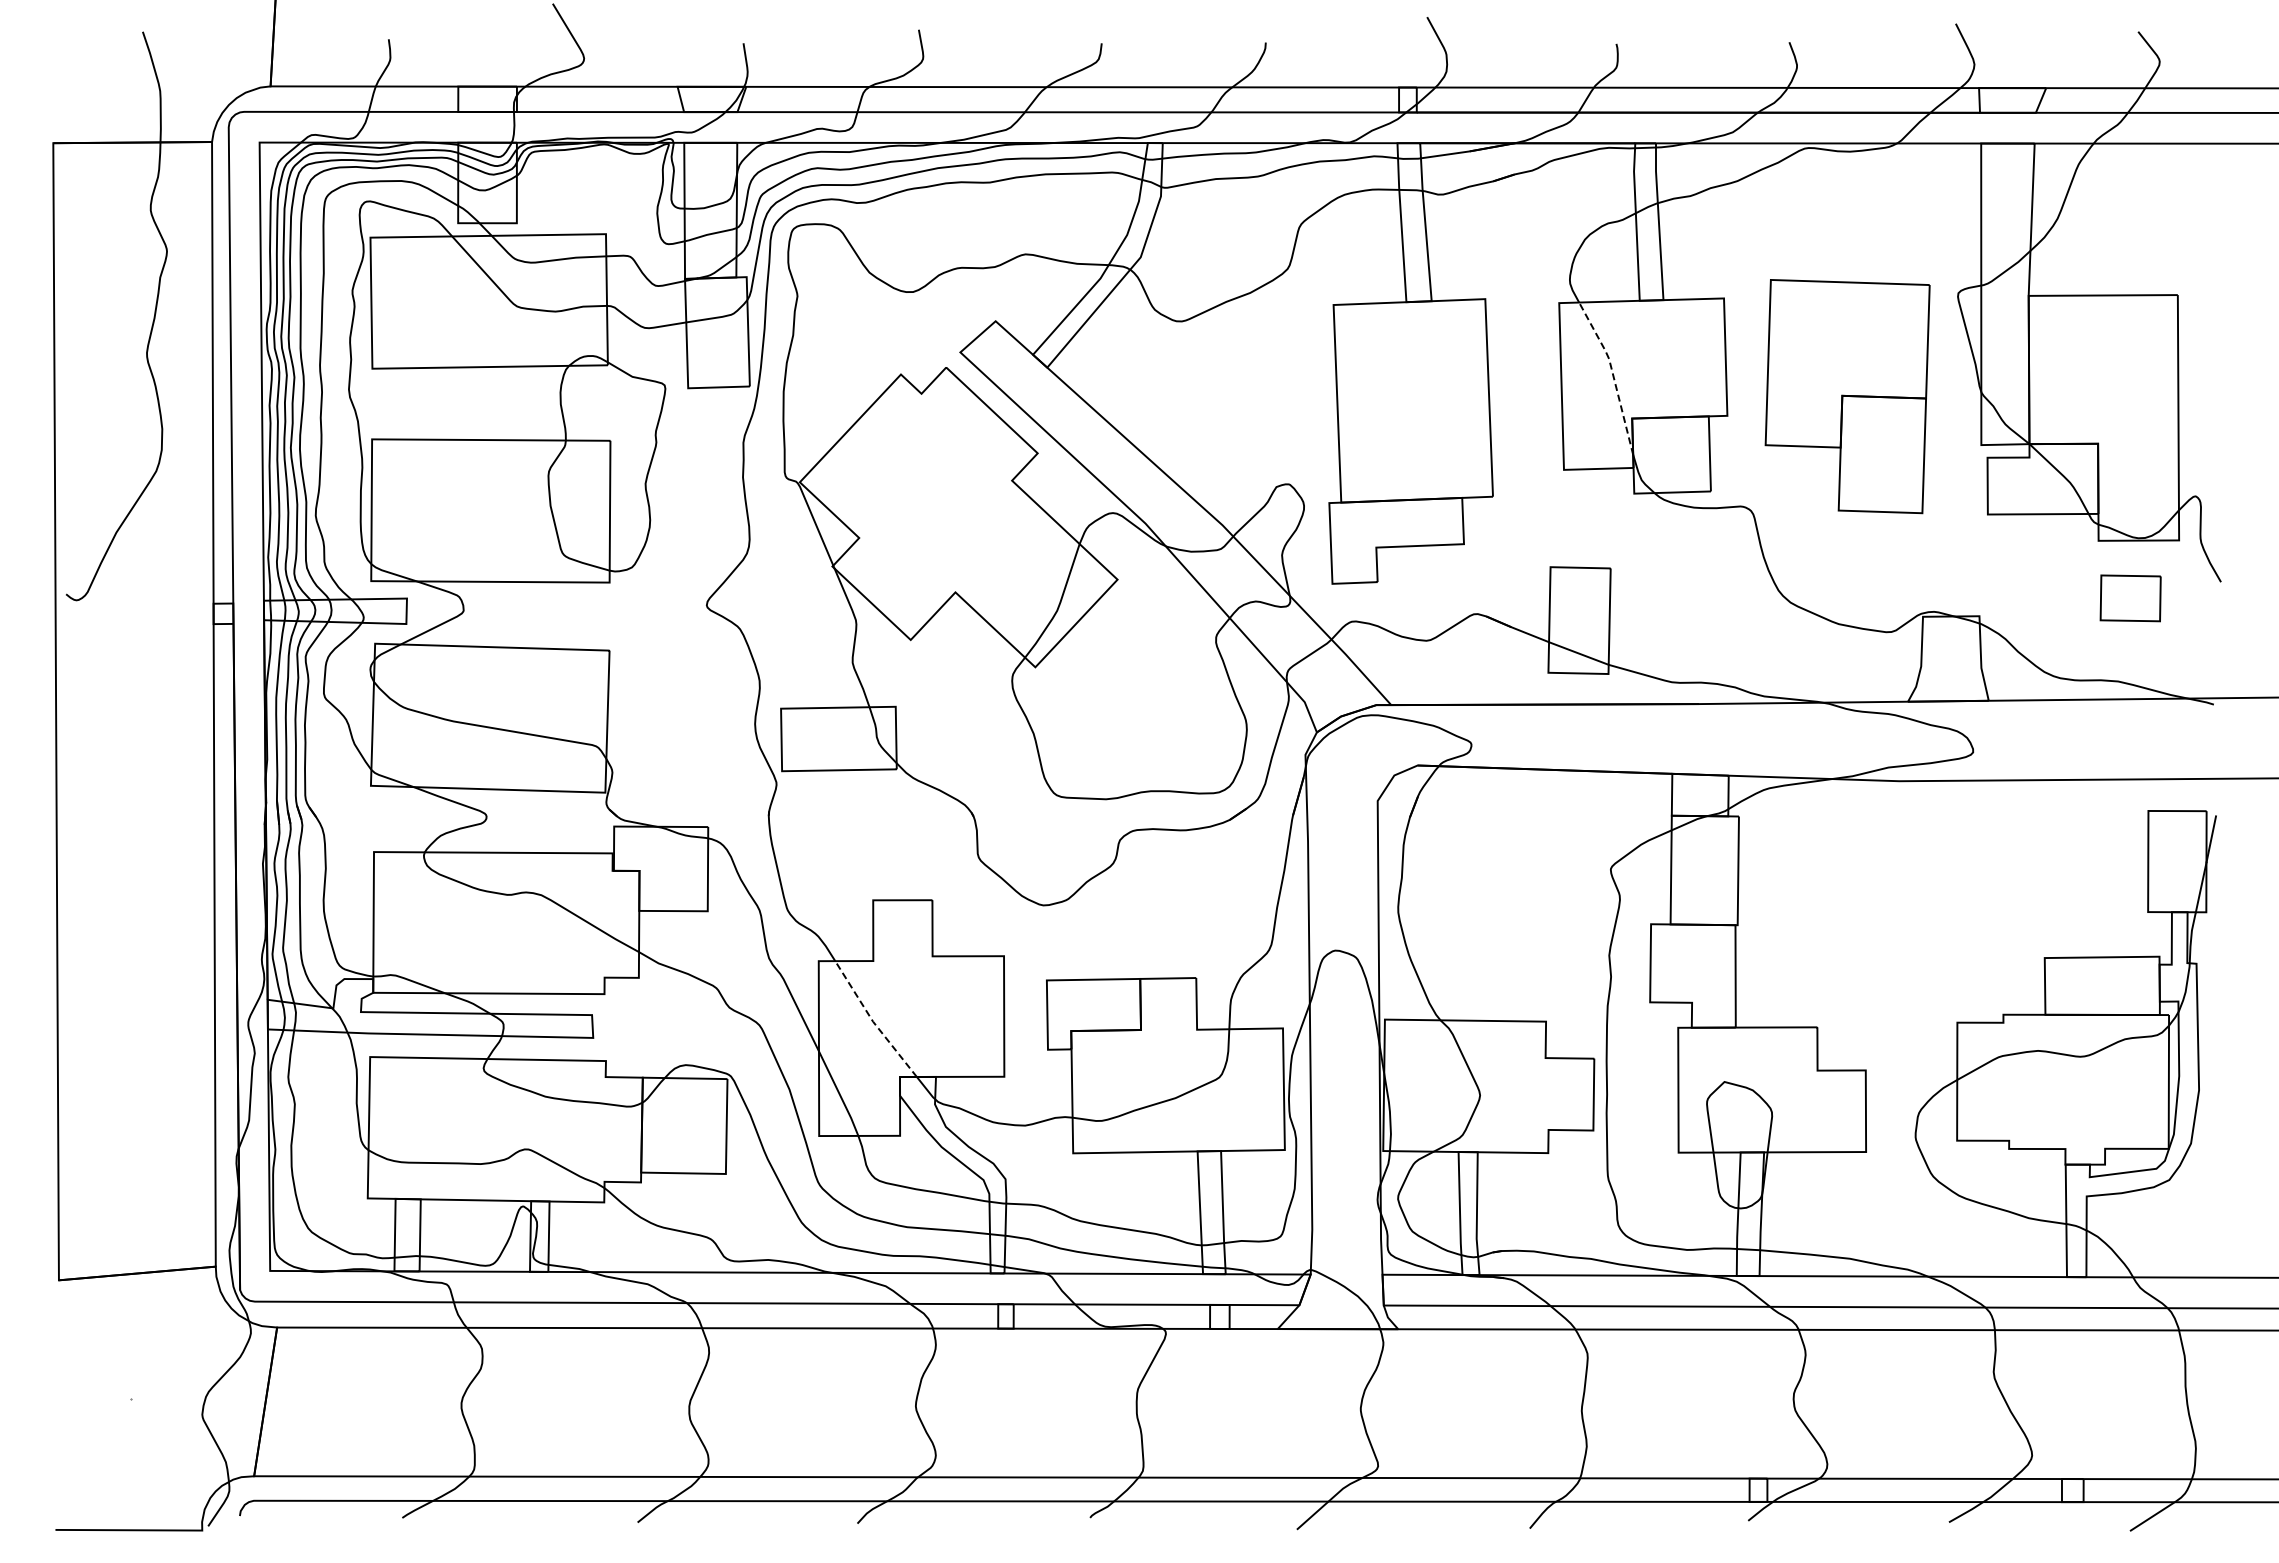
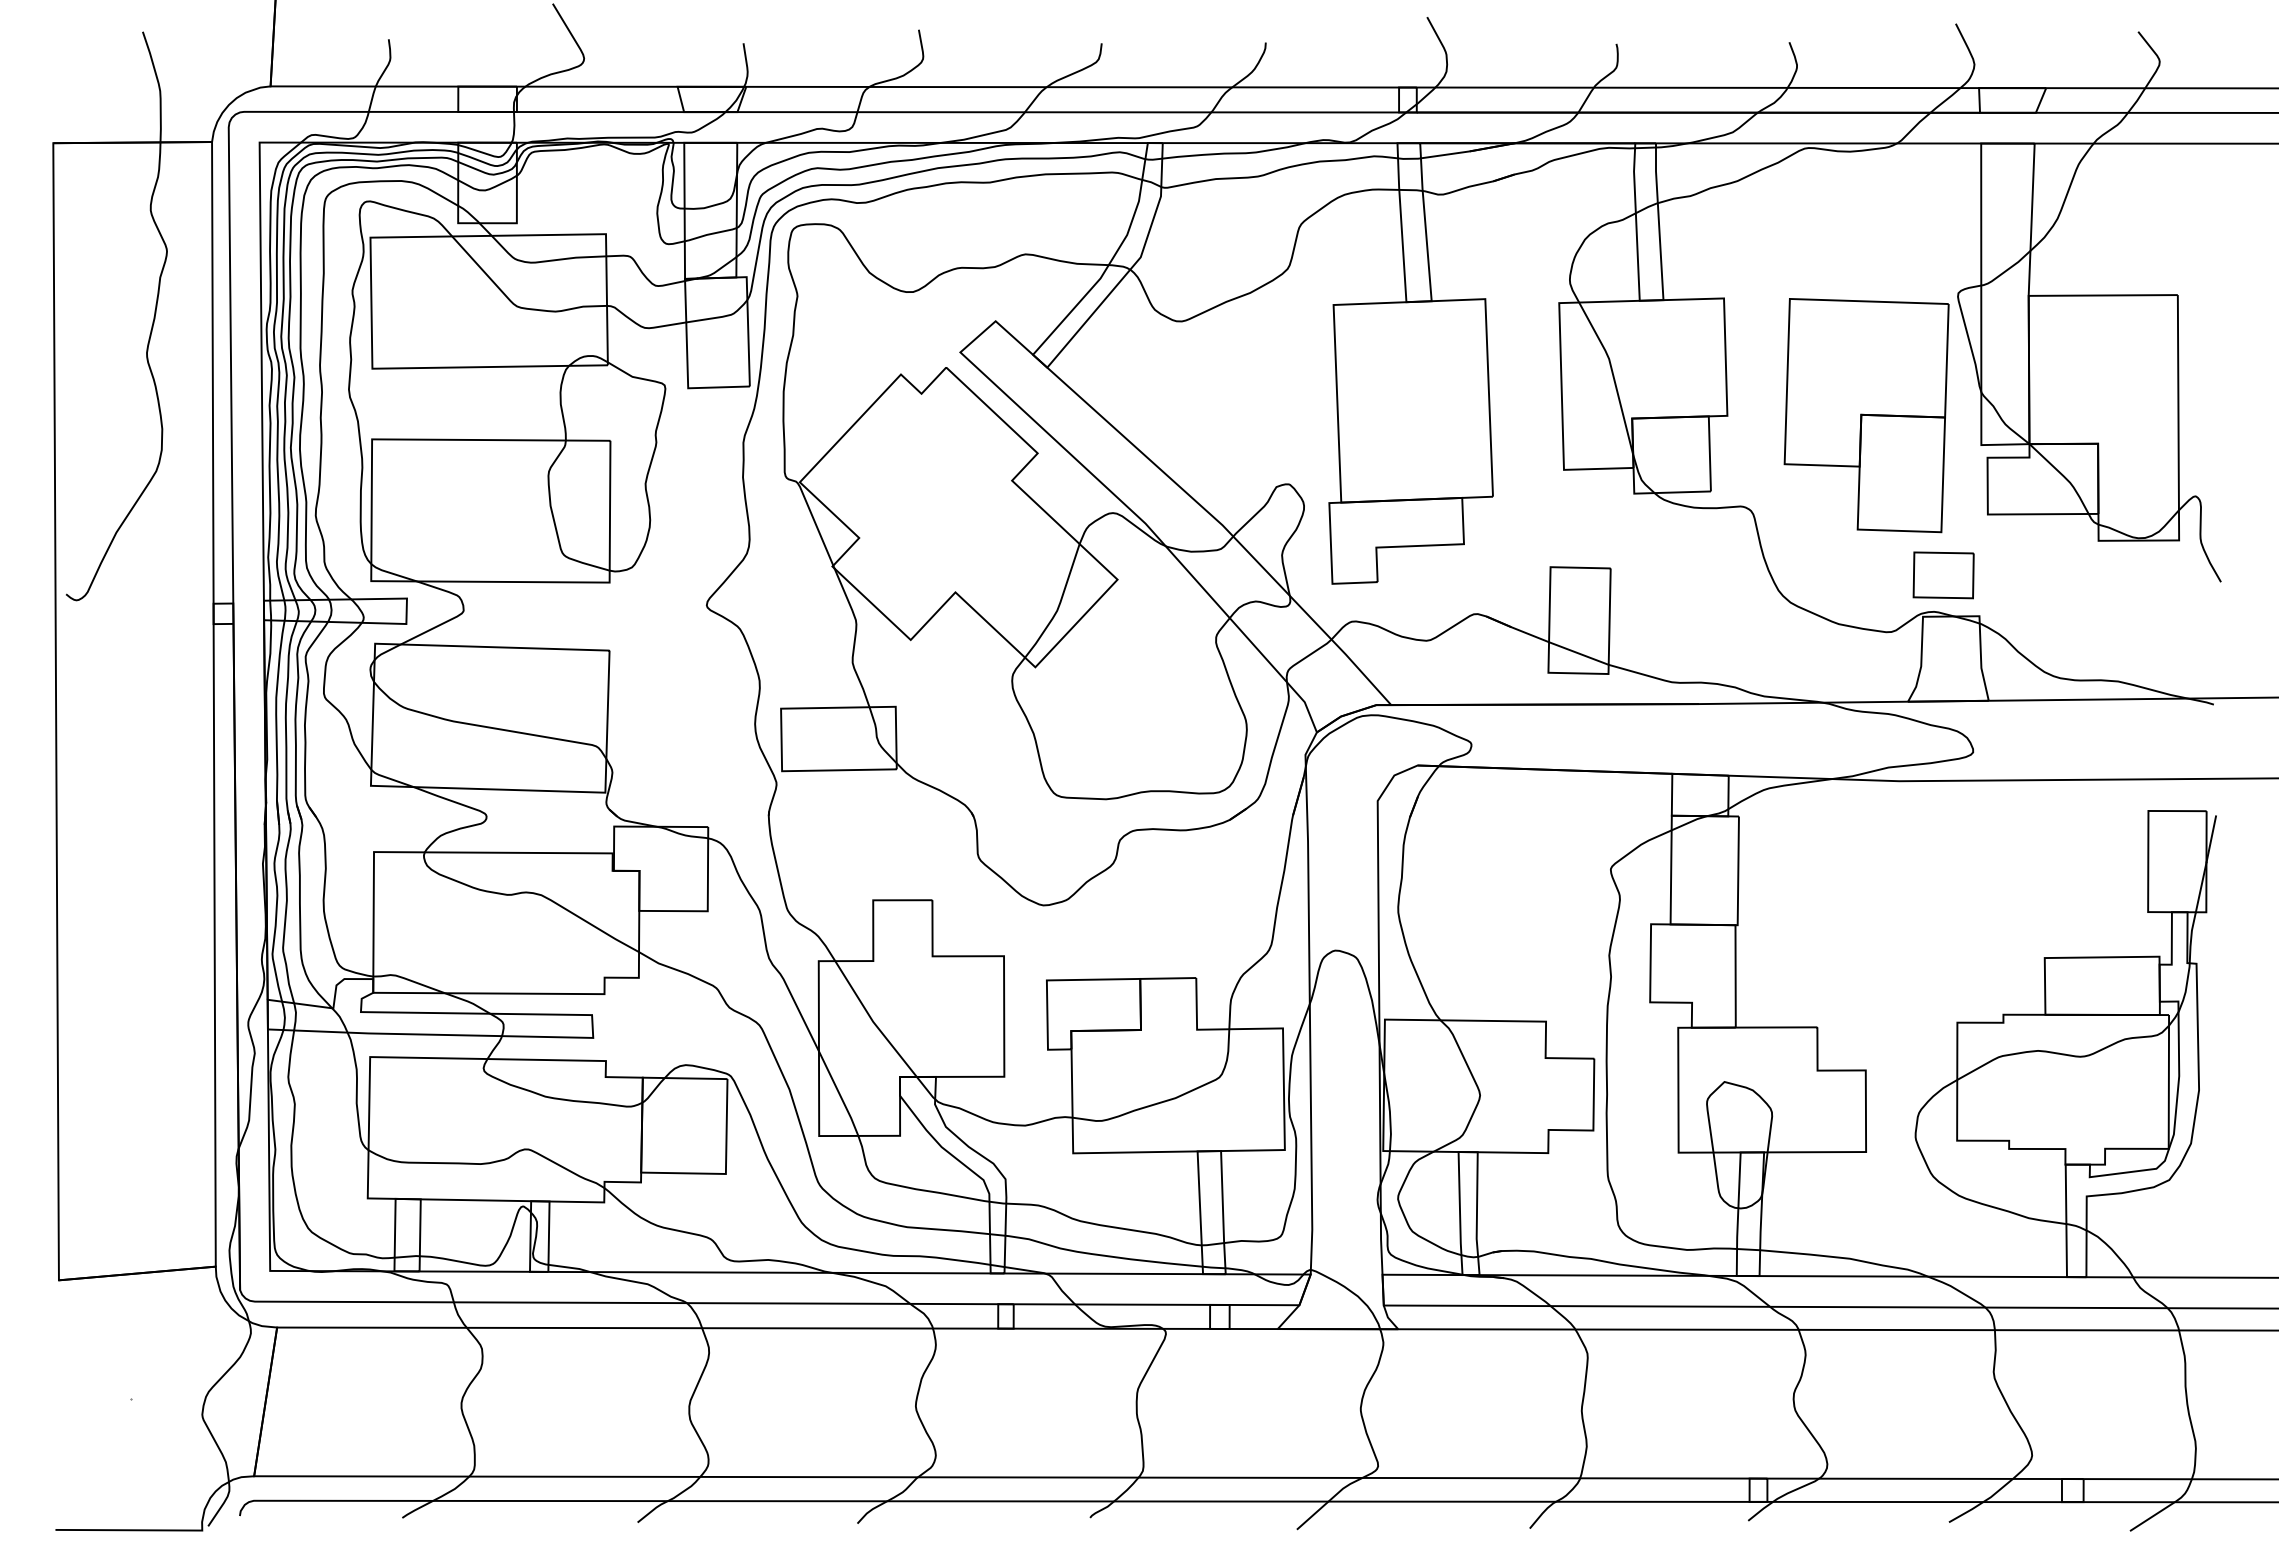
line: dashed -> solid (1613, 374)
part position: (1847, 396) -> (1866, 415) (1866, 415)
part position: (2130, 598) -> (1943, 575) (1943, 575)
line: dashed -> solid (873, 1021)
